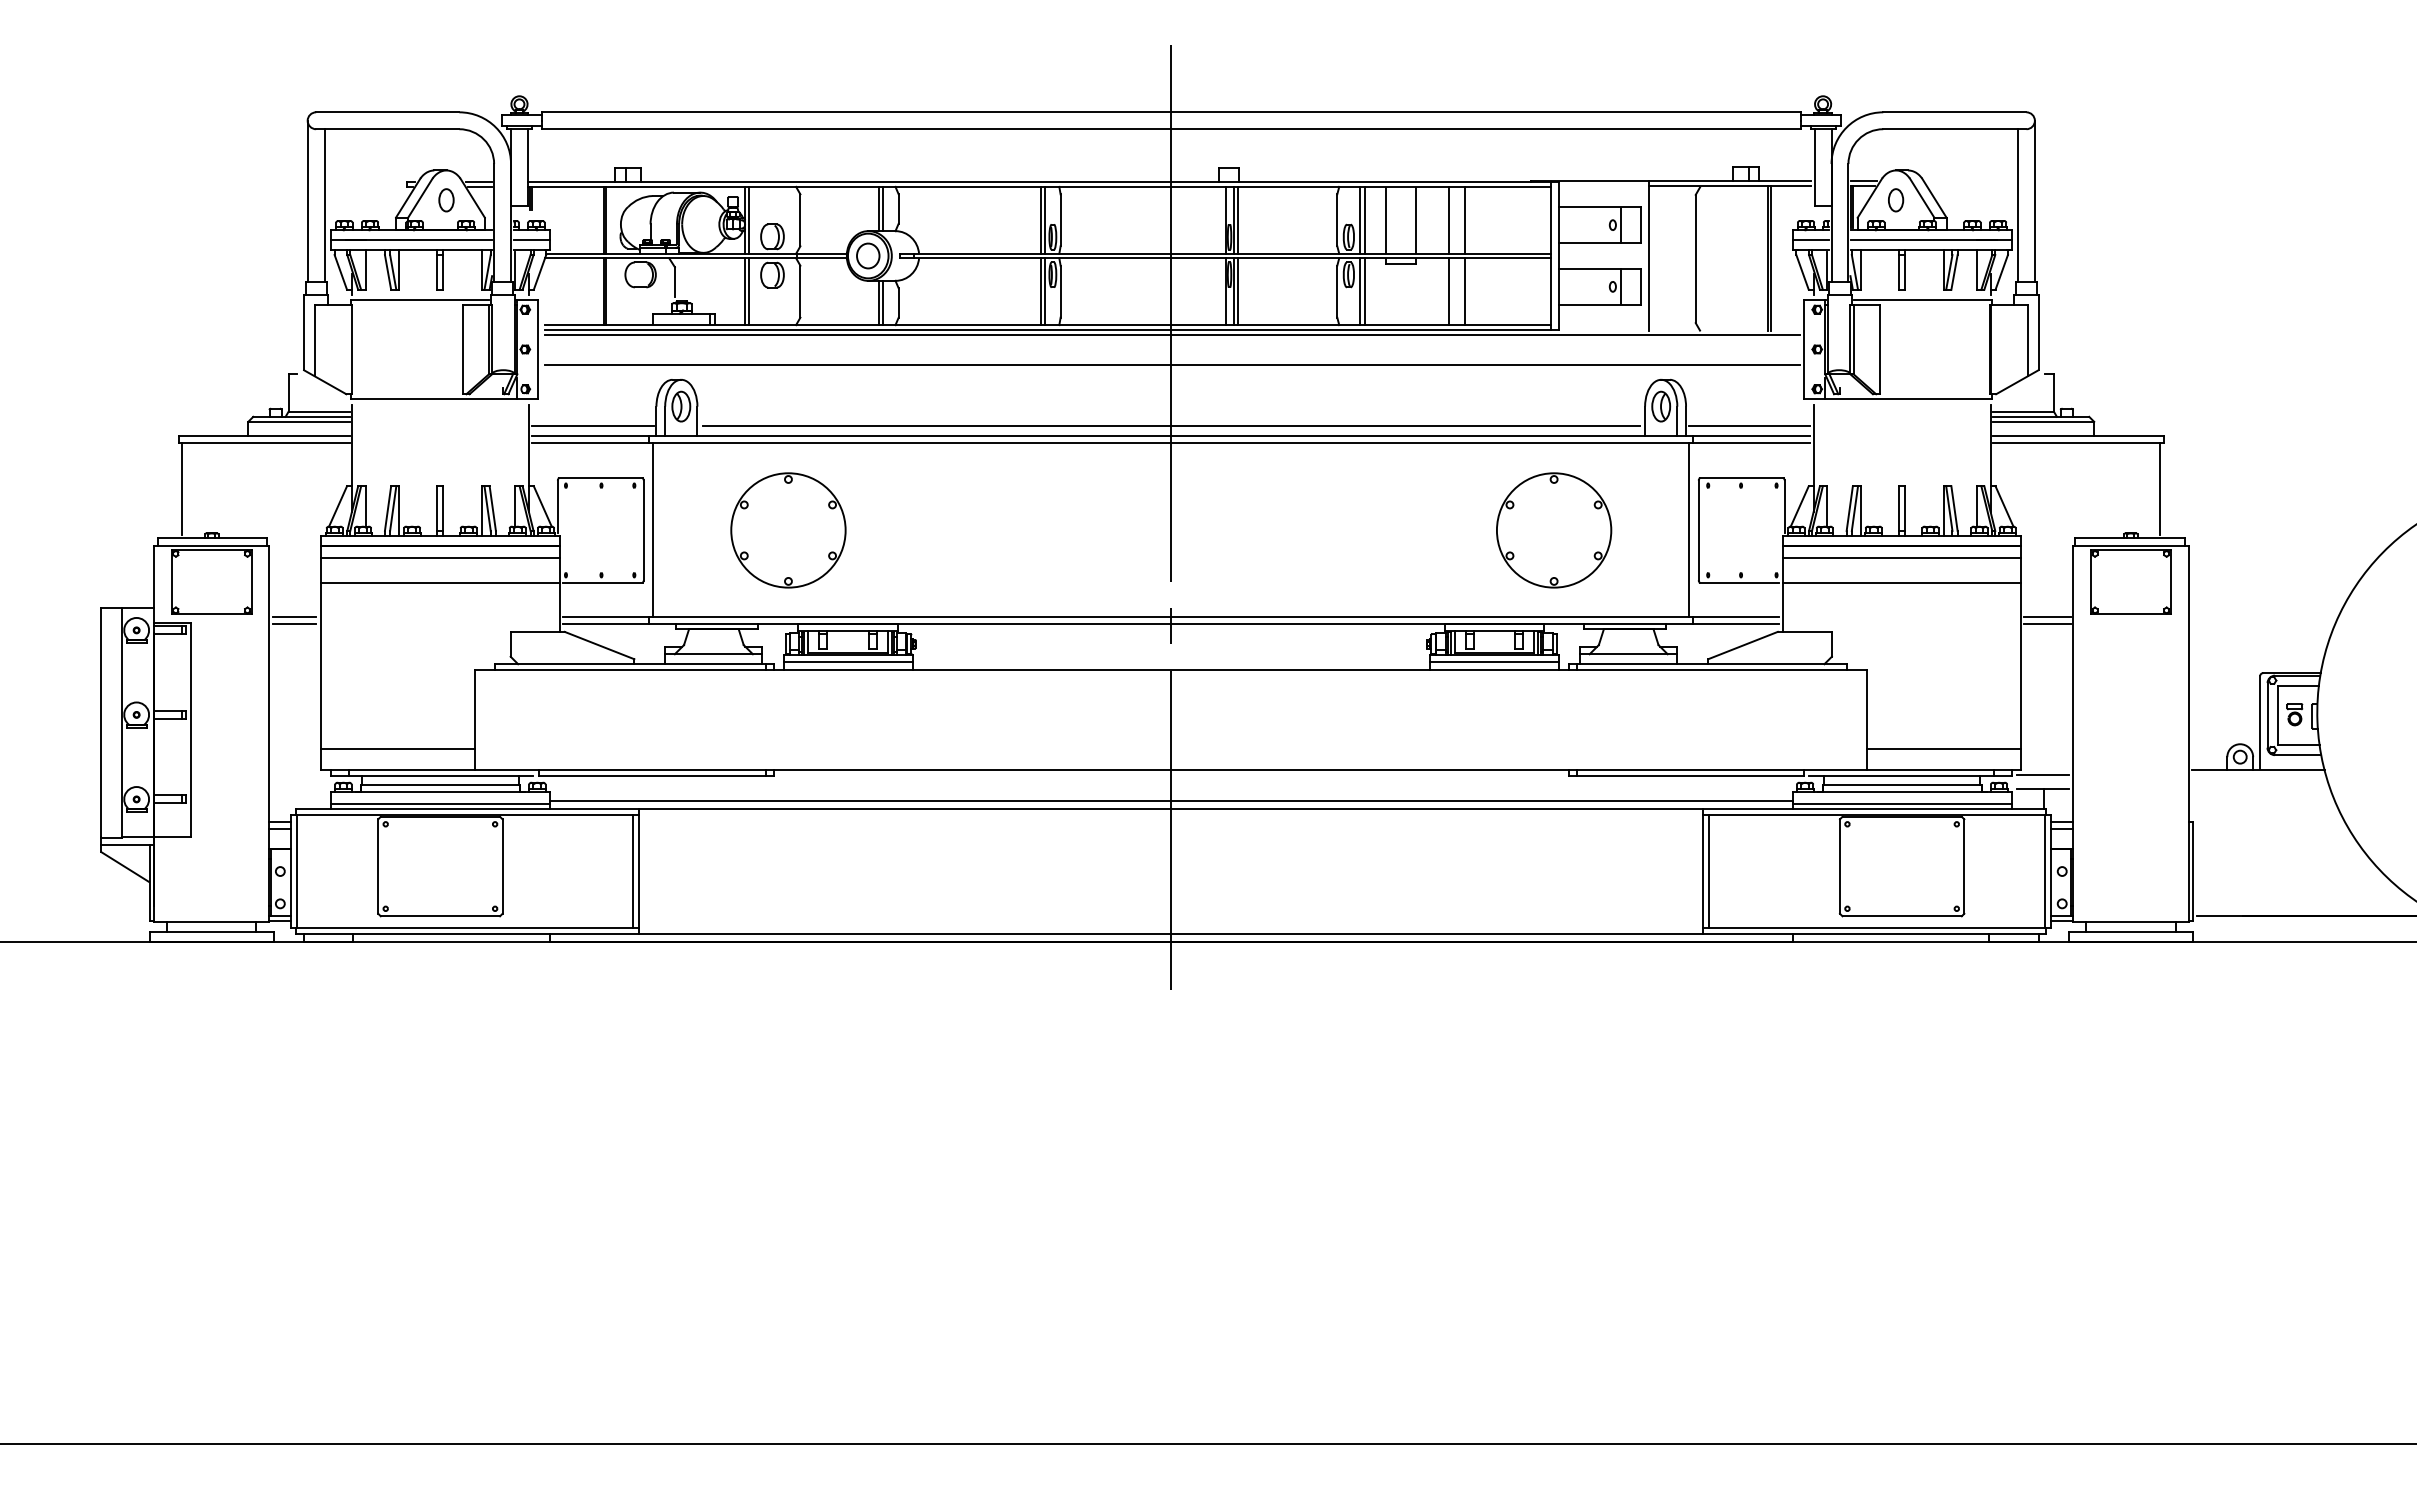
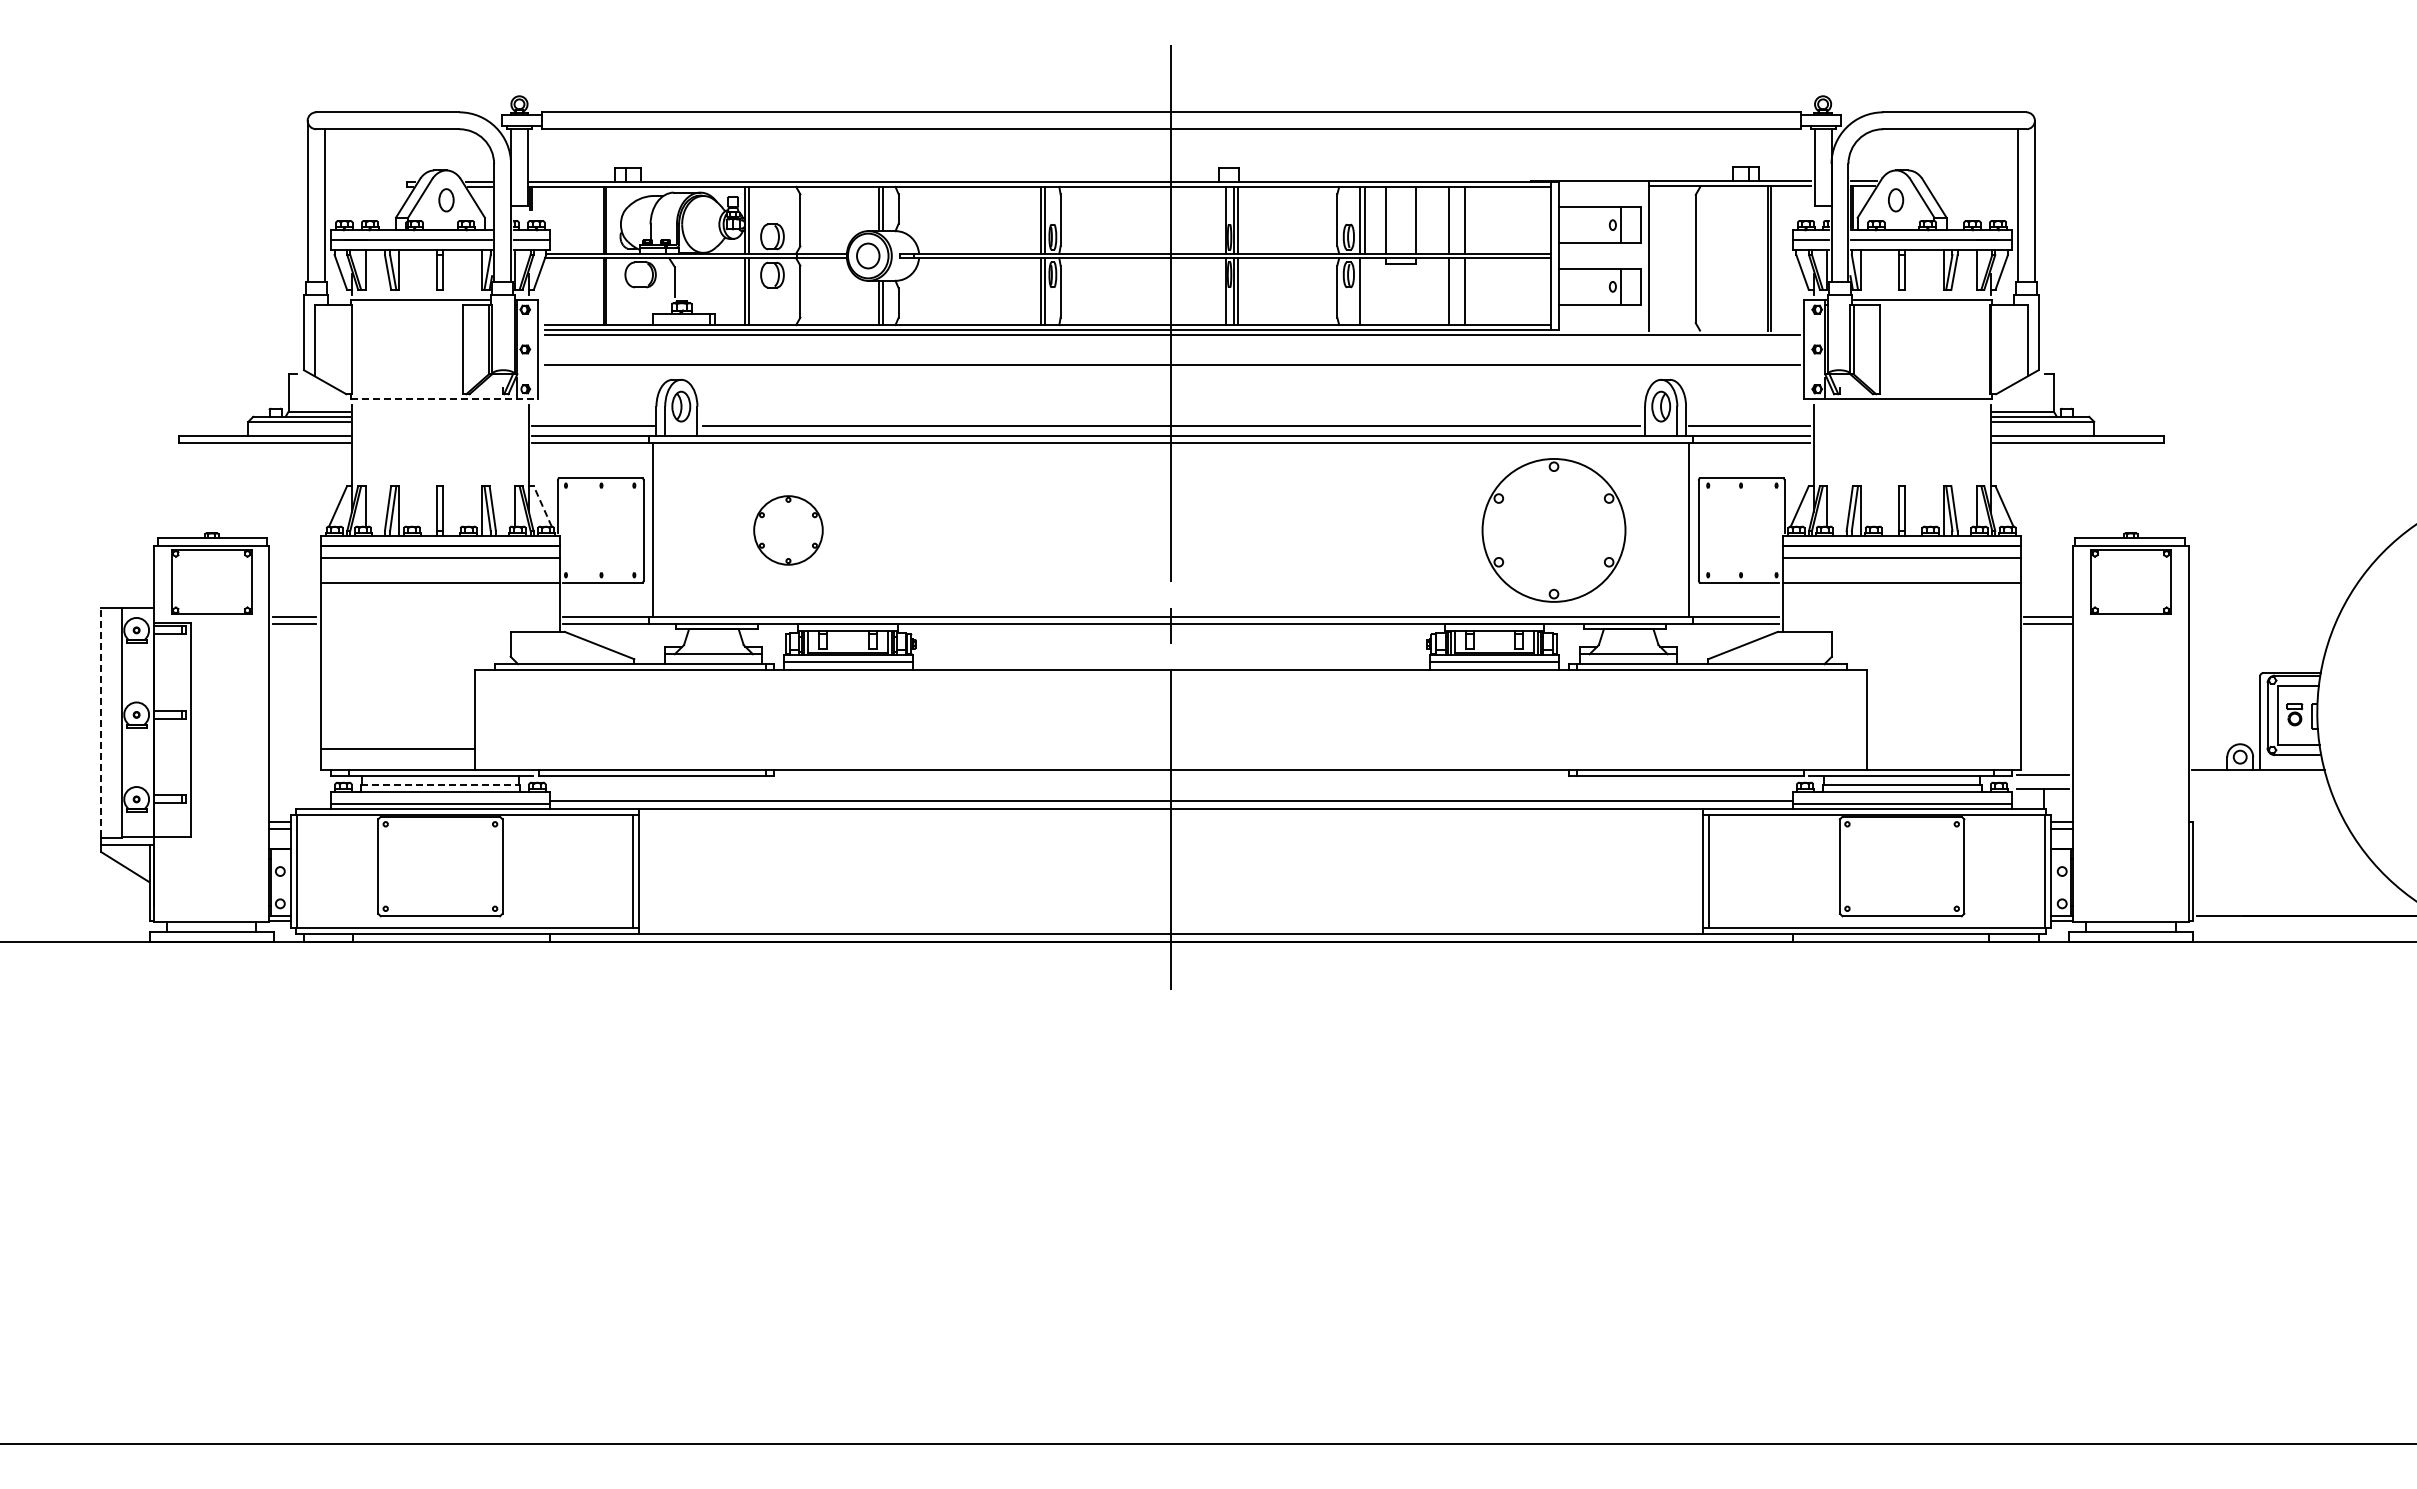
line: present -> none (1364, 291)
line: solid -> dashed (444, 399)
line: present -> none (182, 489)
line: present -> none (2160, 489)
line: solid -> dashed (542, 506)
part size: 117x117 px -> 71x71 px (788, 530)
part size: 117x117 px -> 146x145 px (1553, 530)
line: solid -> dashed (101, 721)
line: present -> none (1944, 749)
line: solid -> dashed (440, 784)
